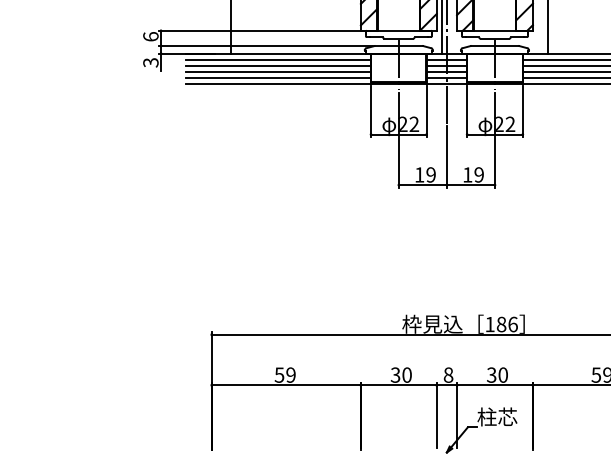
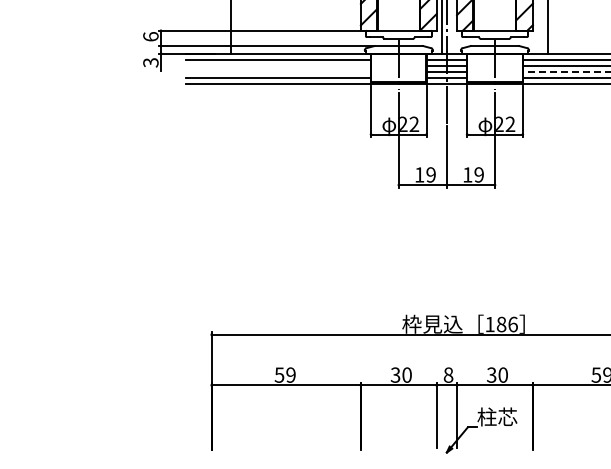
line: present -> none (278, 65)
line: present -> none (278, 71)
line: solid -> dashed (566, 71)
